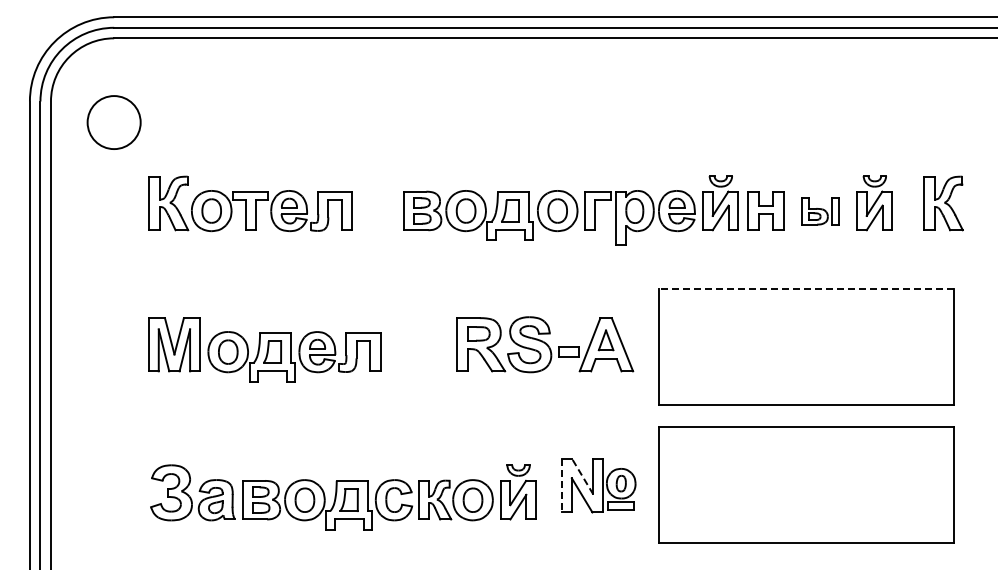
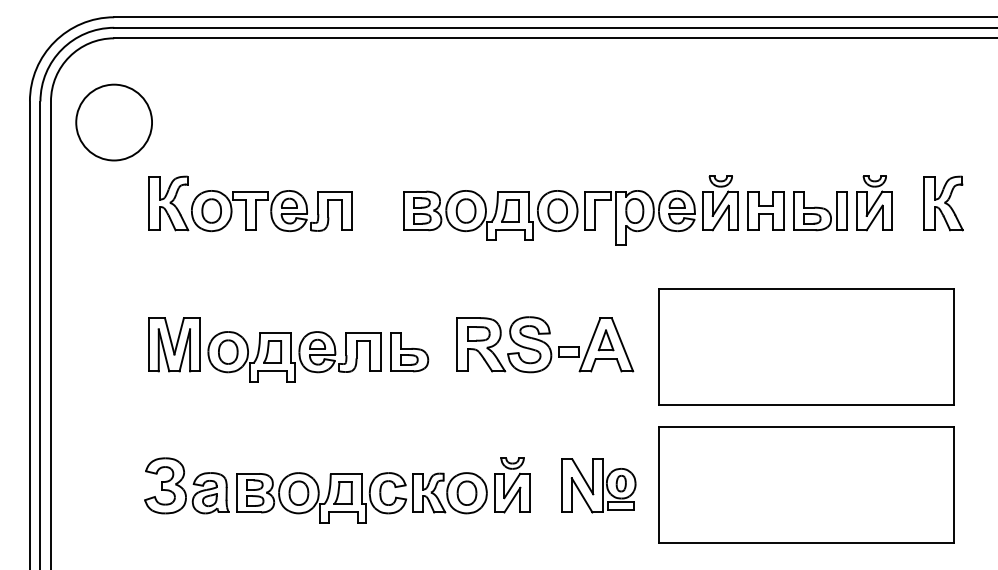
circle diameter: 53 px -> 76 px (114, 122)
part size: 39x29 px -> 55x41 px (820, 211)
line: dashed -> solid (805, 288)
part: none -> present (409, 352)
line: dashed -> solid (582, 476)
line: dashed -> solid (561, 485)
part position: (343, 497) -> (337, 490) (337, 490)
